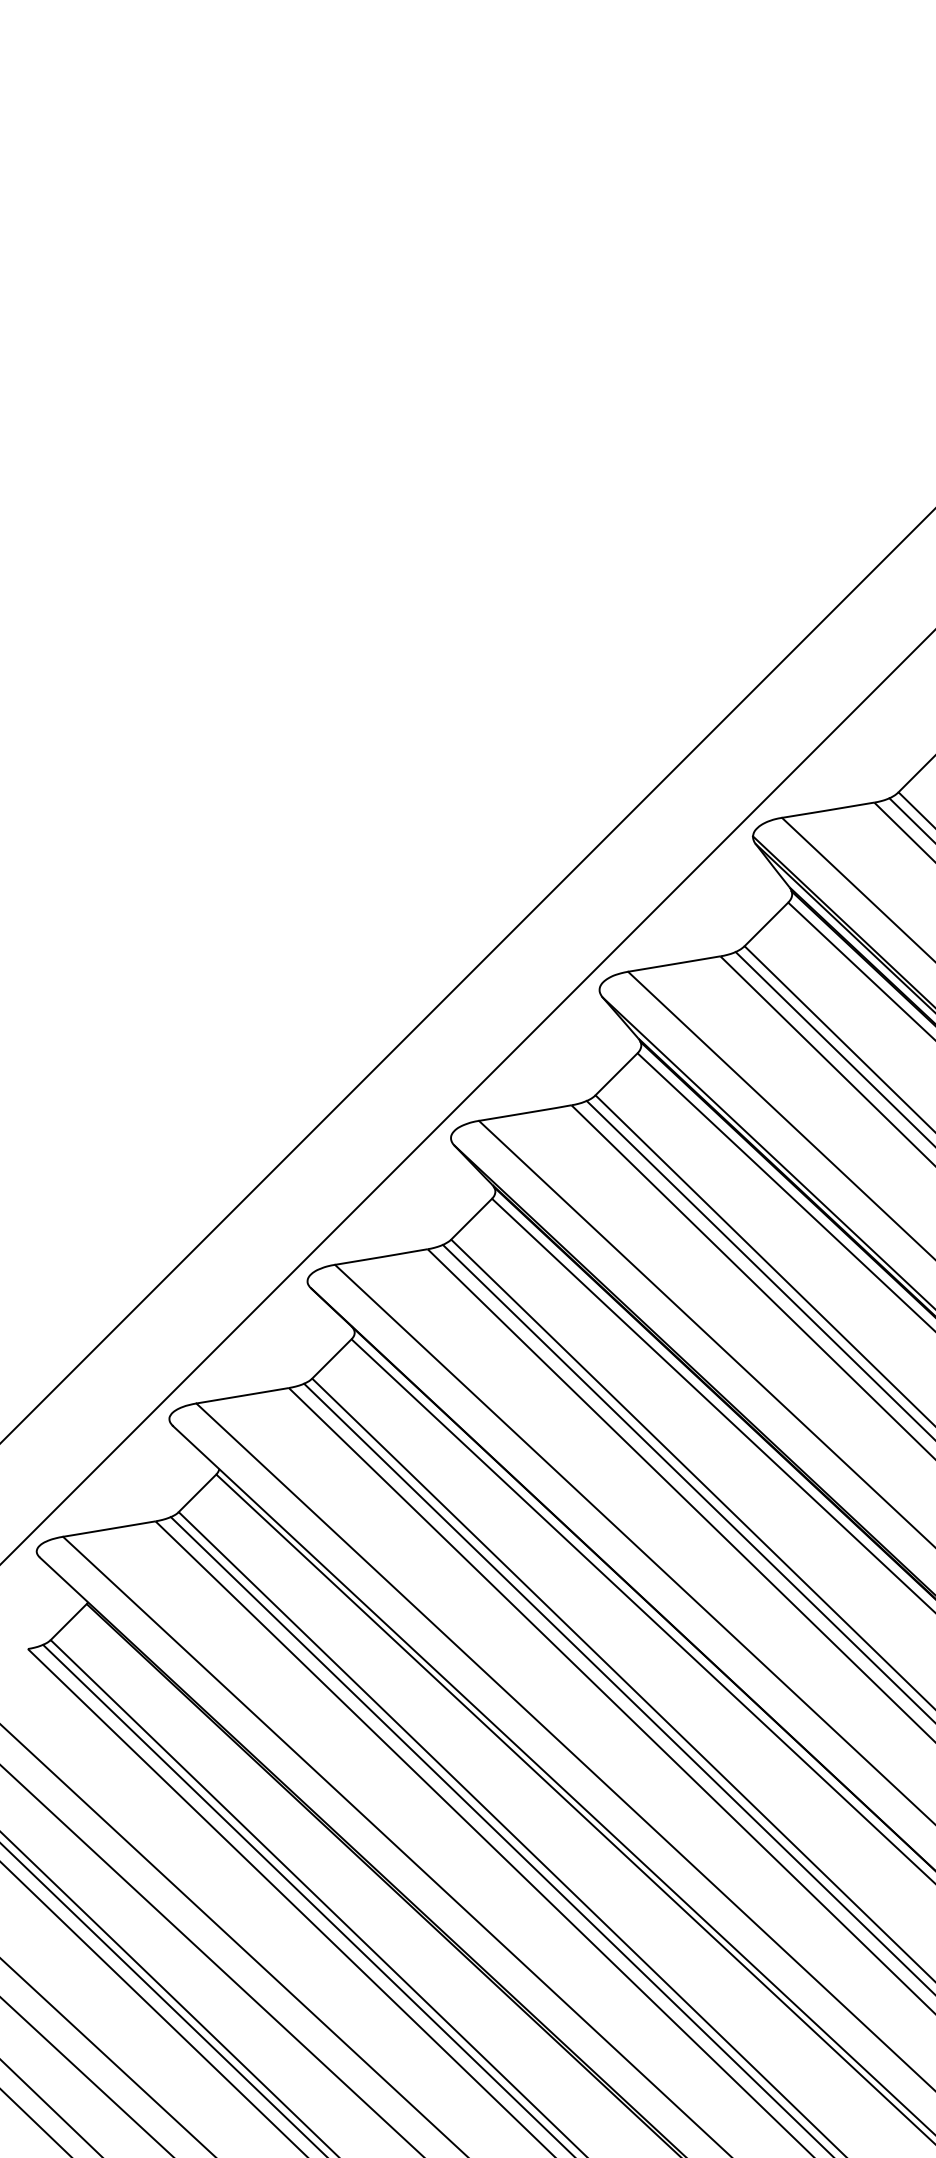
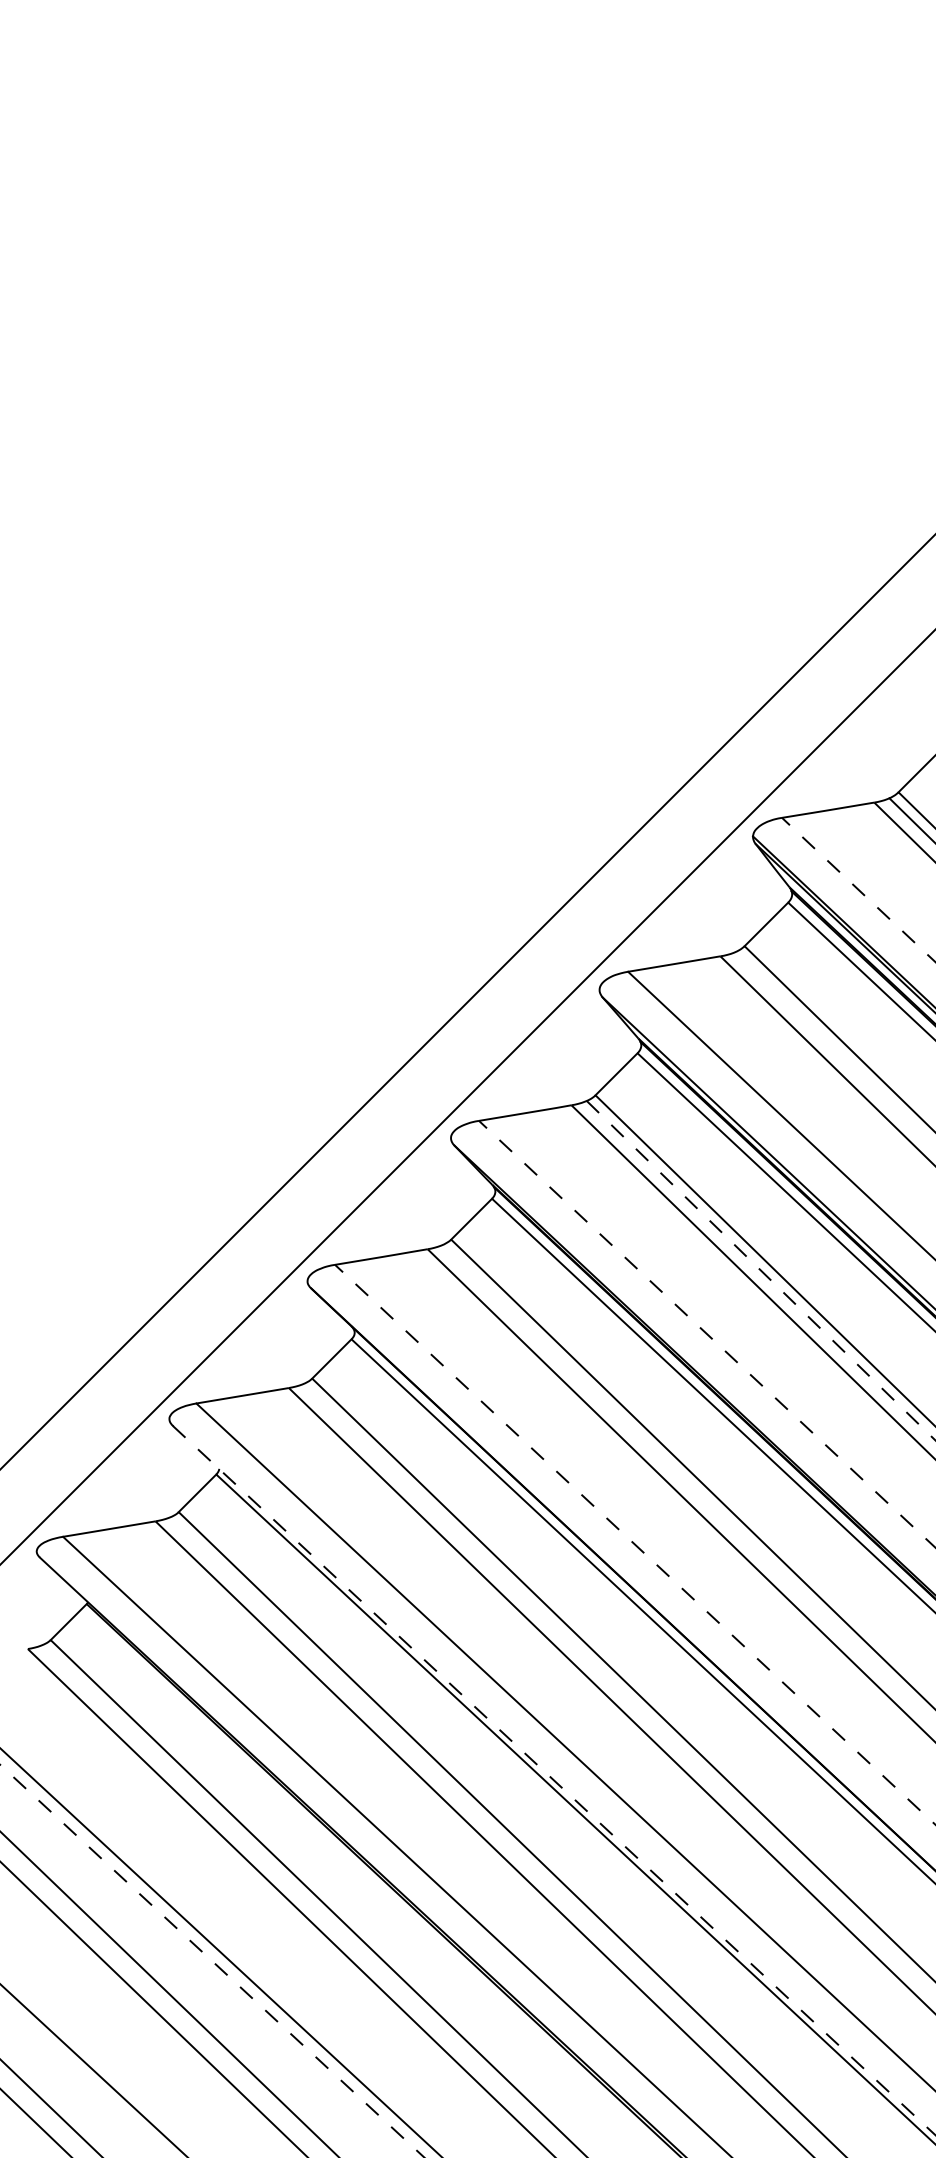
line: solid -> dashed (858, 889)
line position: (467, 976) -> (467, 1001) (467, 1001)
line: present -> none (833, 1048)
line: solid -> dashed (761, 1271)
line: solid -> dashed (706, 1333)
line: present -> none (687, 1482)
line: solid -> dashed (634, 1544)
line: present -> none (618, 1687)
line: solid -> dashed (554, 1780)
line: present -> none (500, 1835)
line: present -> none (307, 1899)
line position: (233, 1940) -> (220, 1952) (220, 1952)
line: solid -> dashed (212, 1961)
line: present -> none (163, 1999)
line position: (107, 2056) -> (93, 2070) (93, 2070)
line: present -> none (86, 2076)
